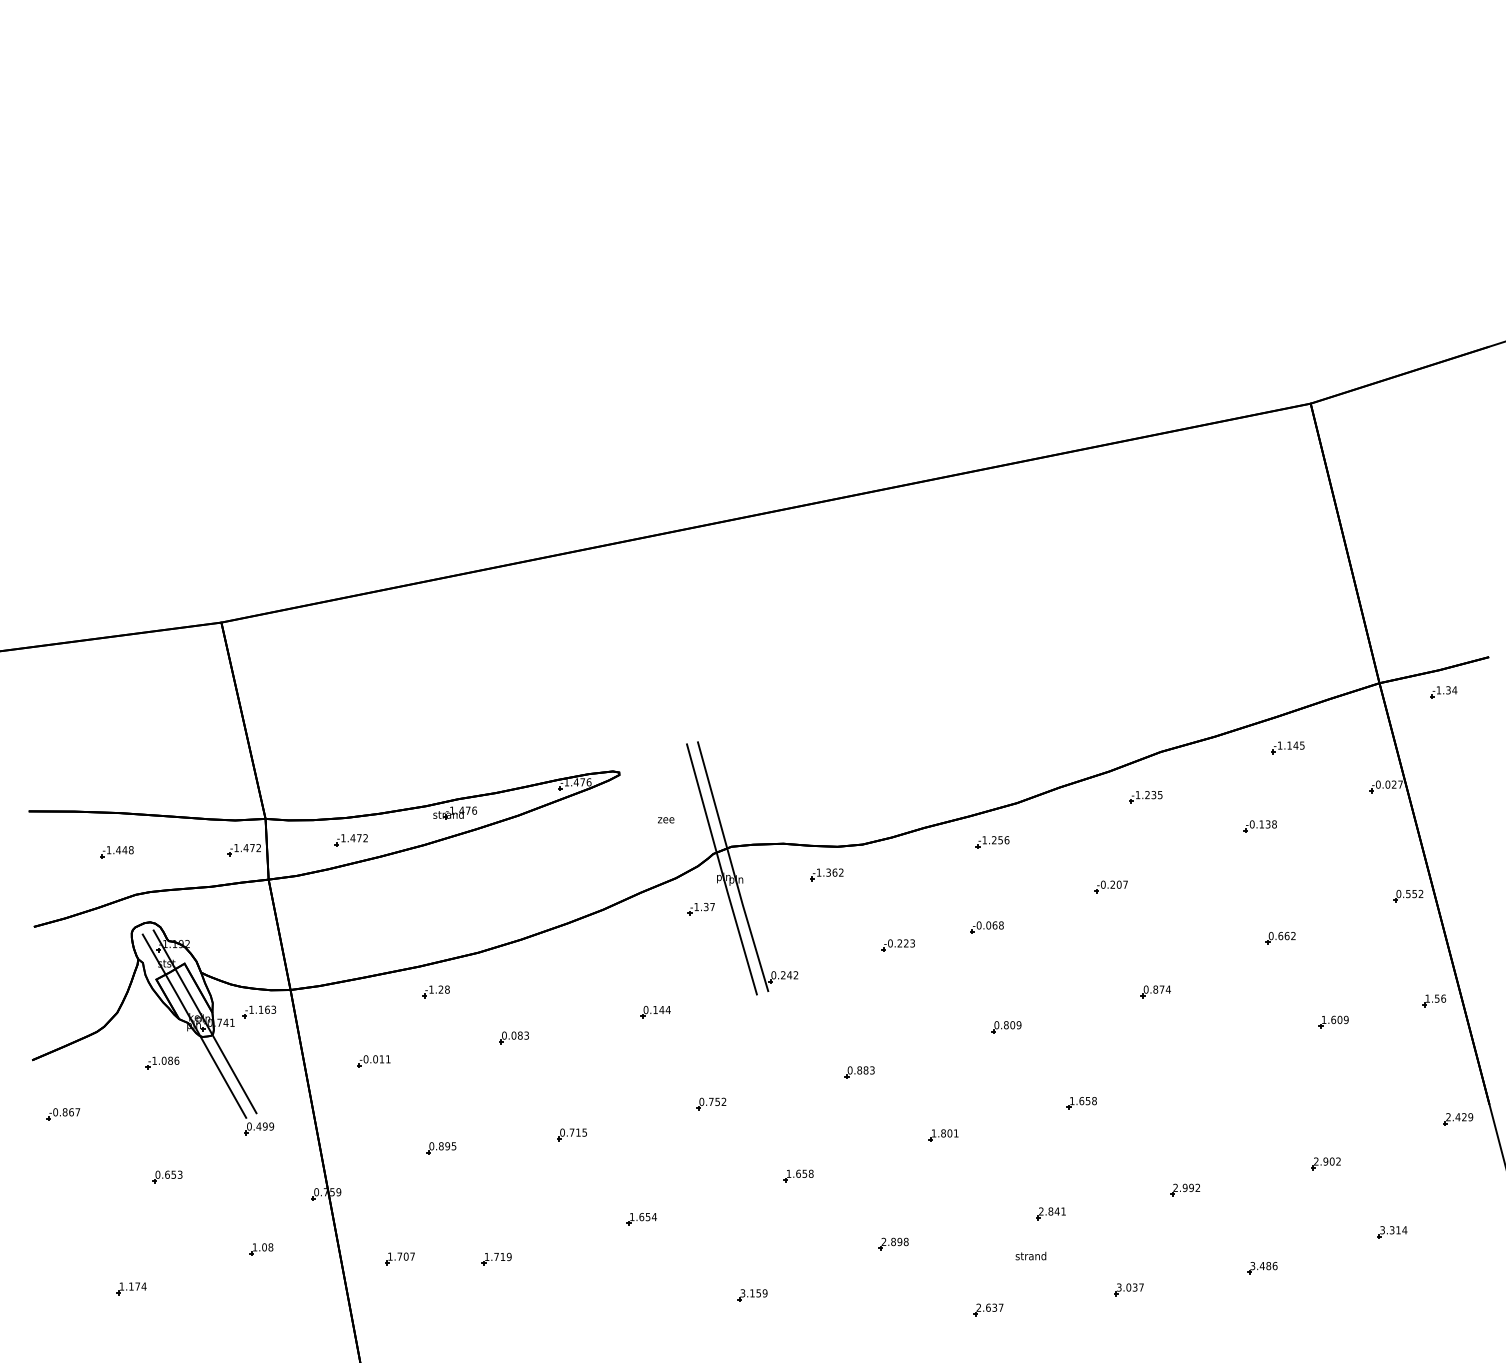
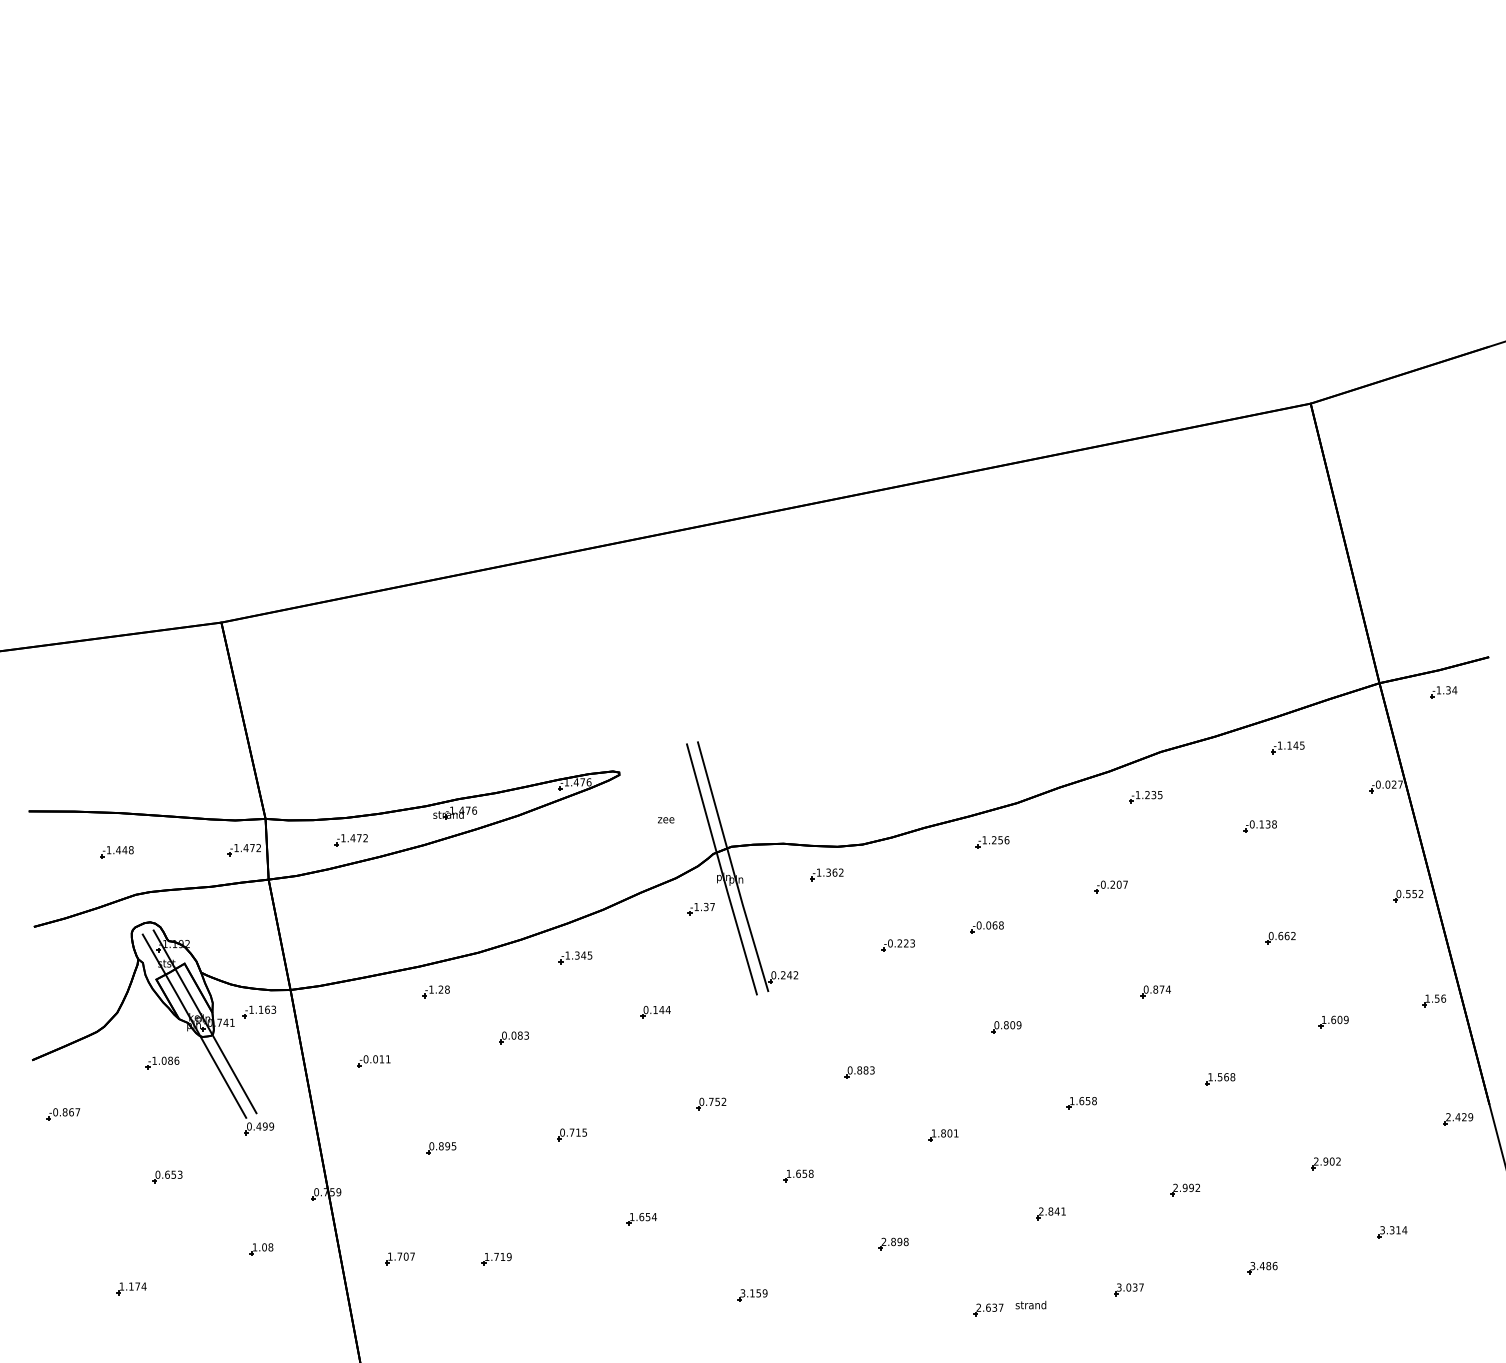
part: none -> present (575, 957)
part: none -> present (1220, 1079)
text position: (1030, 1255) -> (1030, 1304) (1030, 1304)
